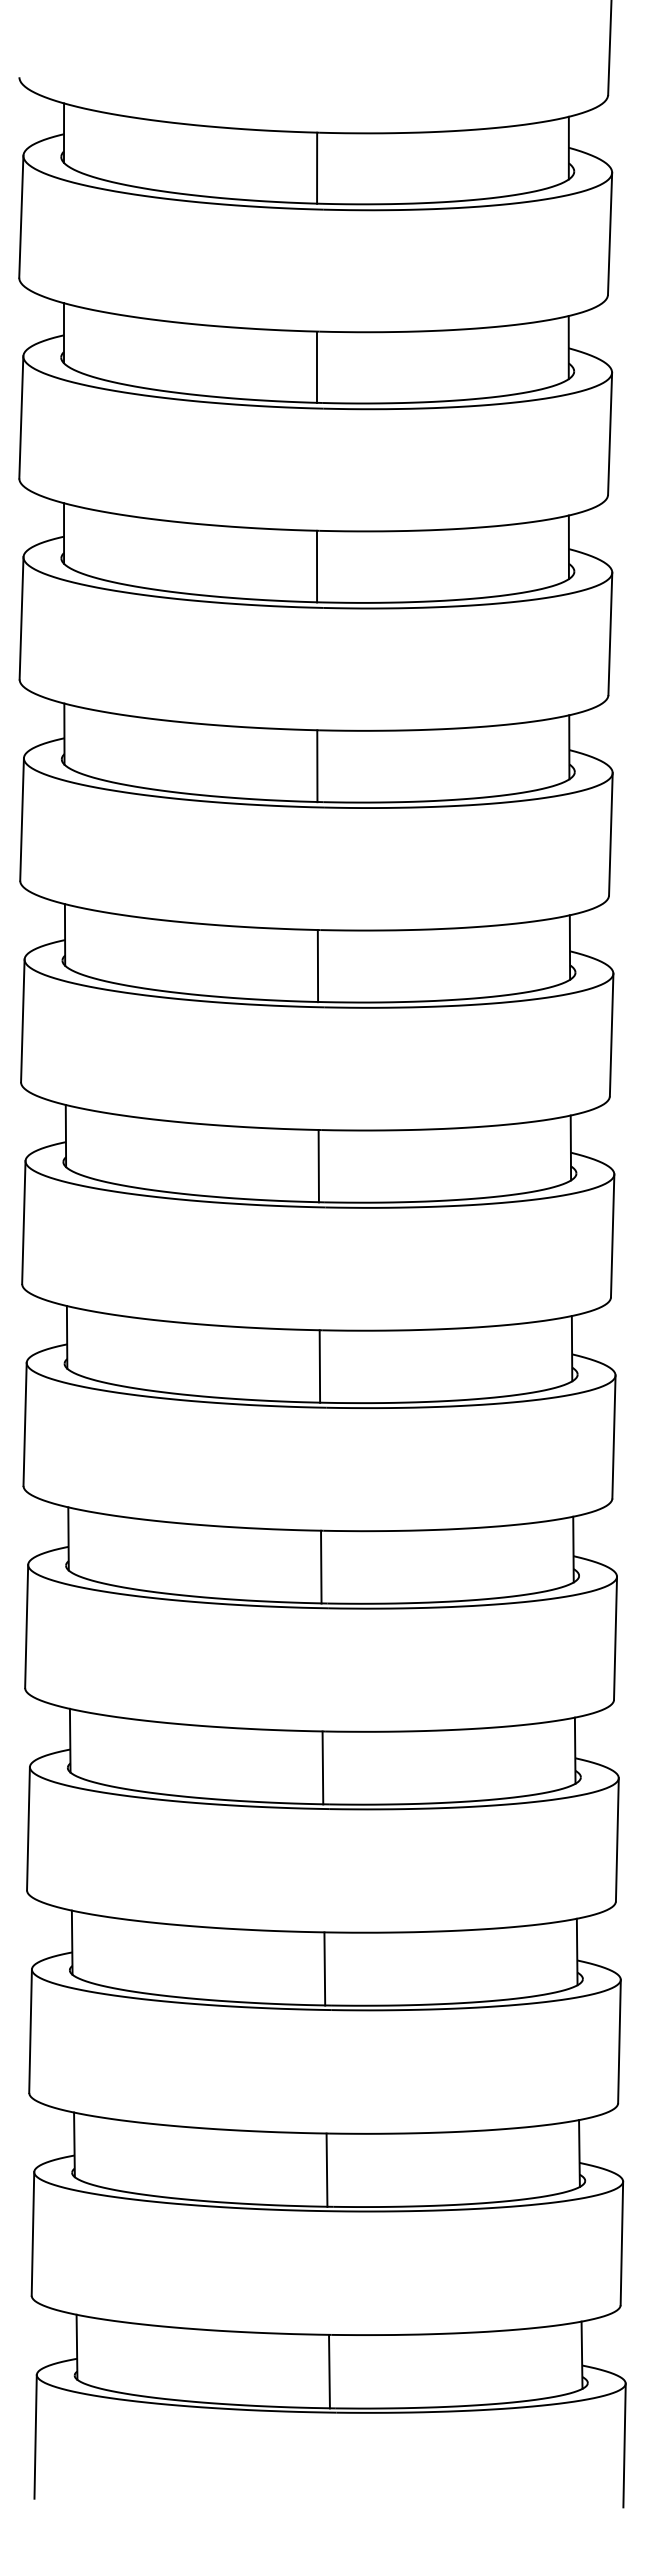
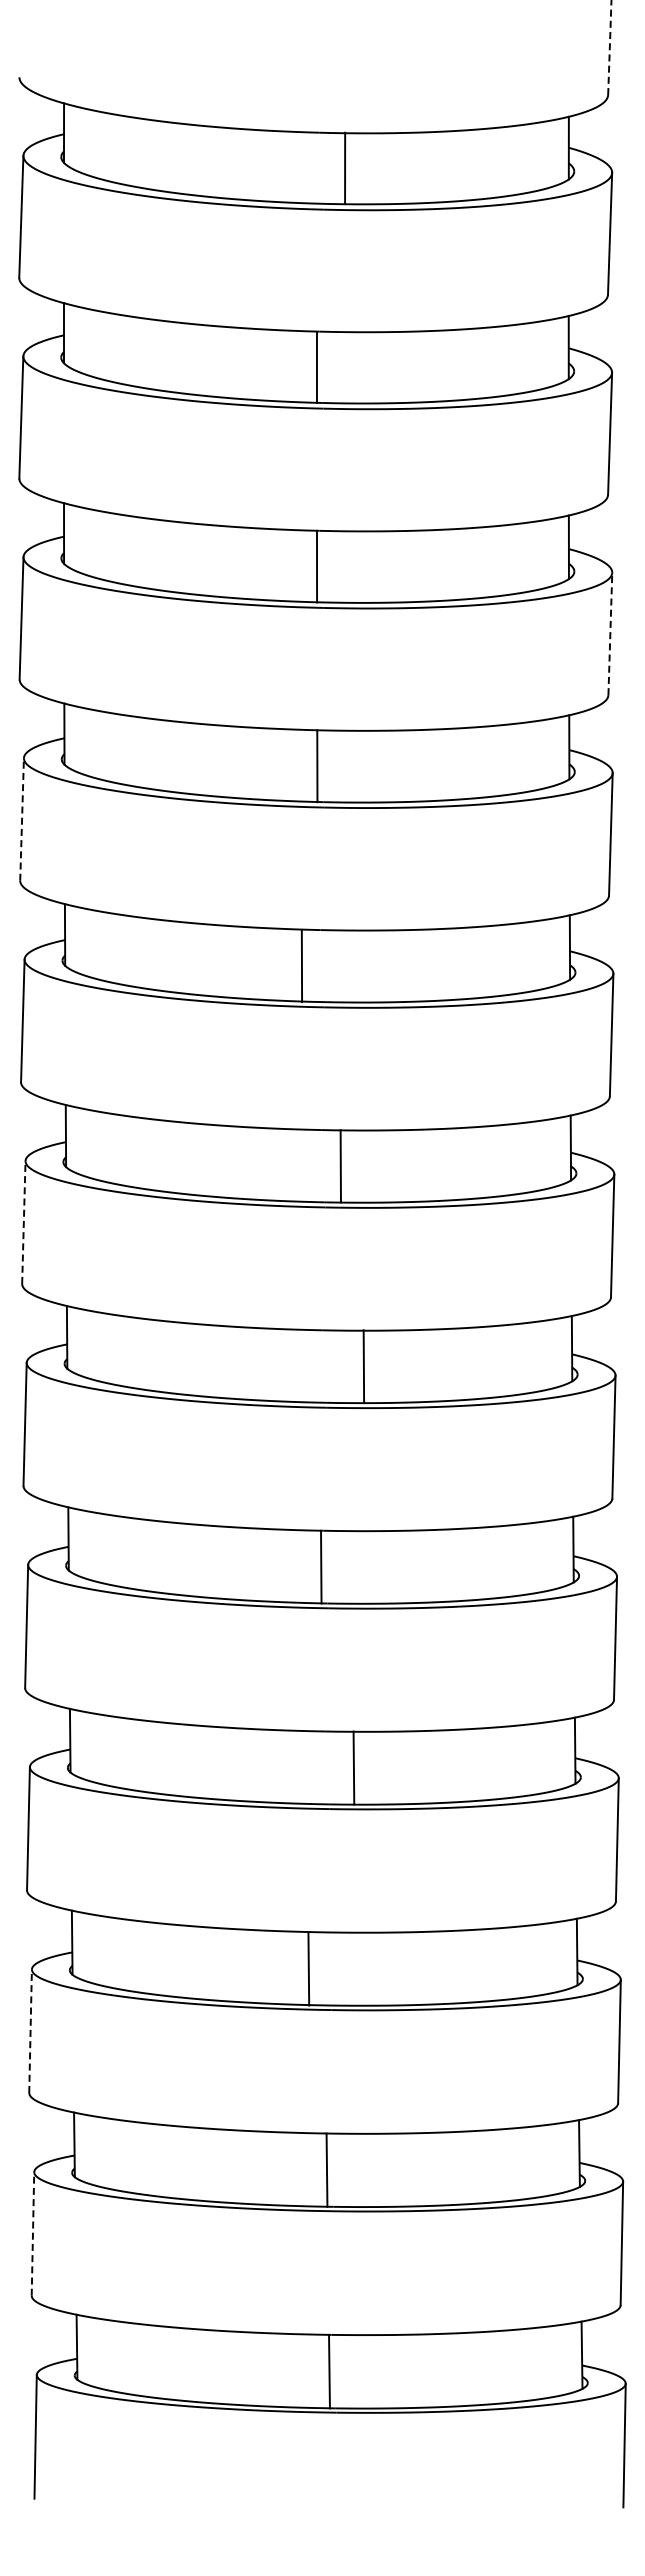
line: solid -> dashed (609, 47)
line position: (317, 167) -> (345, 167) (345, 167)
line: solid -> dashed (610, 633)
line: solid -> dashed (22, 819)
line position: (317, 966) -> (301, 966) (301, 966)
line position: (318, 1166) -> (340, 1166) (340, 1166)
line: solid -> dashed (23, 1222)
line position: (319, 1366) -> (363, 1366) (363, 1366)
line position: (322, 1767) -> (353, 1767) (353, 1767)
line position: (324, 1968) -> (308, 1968) (308, 1968)
line: solid -> dashed (30, 2031)
line: solid -> dashed (32, 2233)
